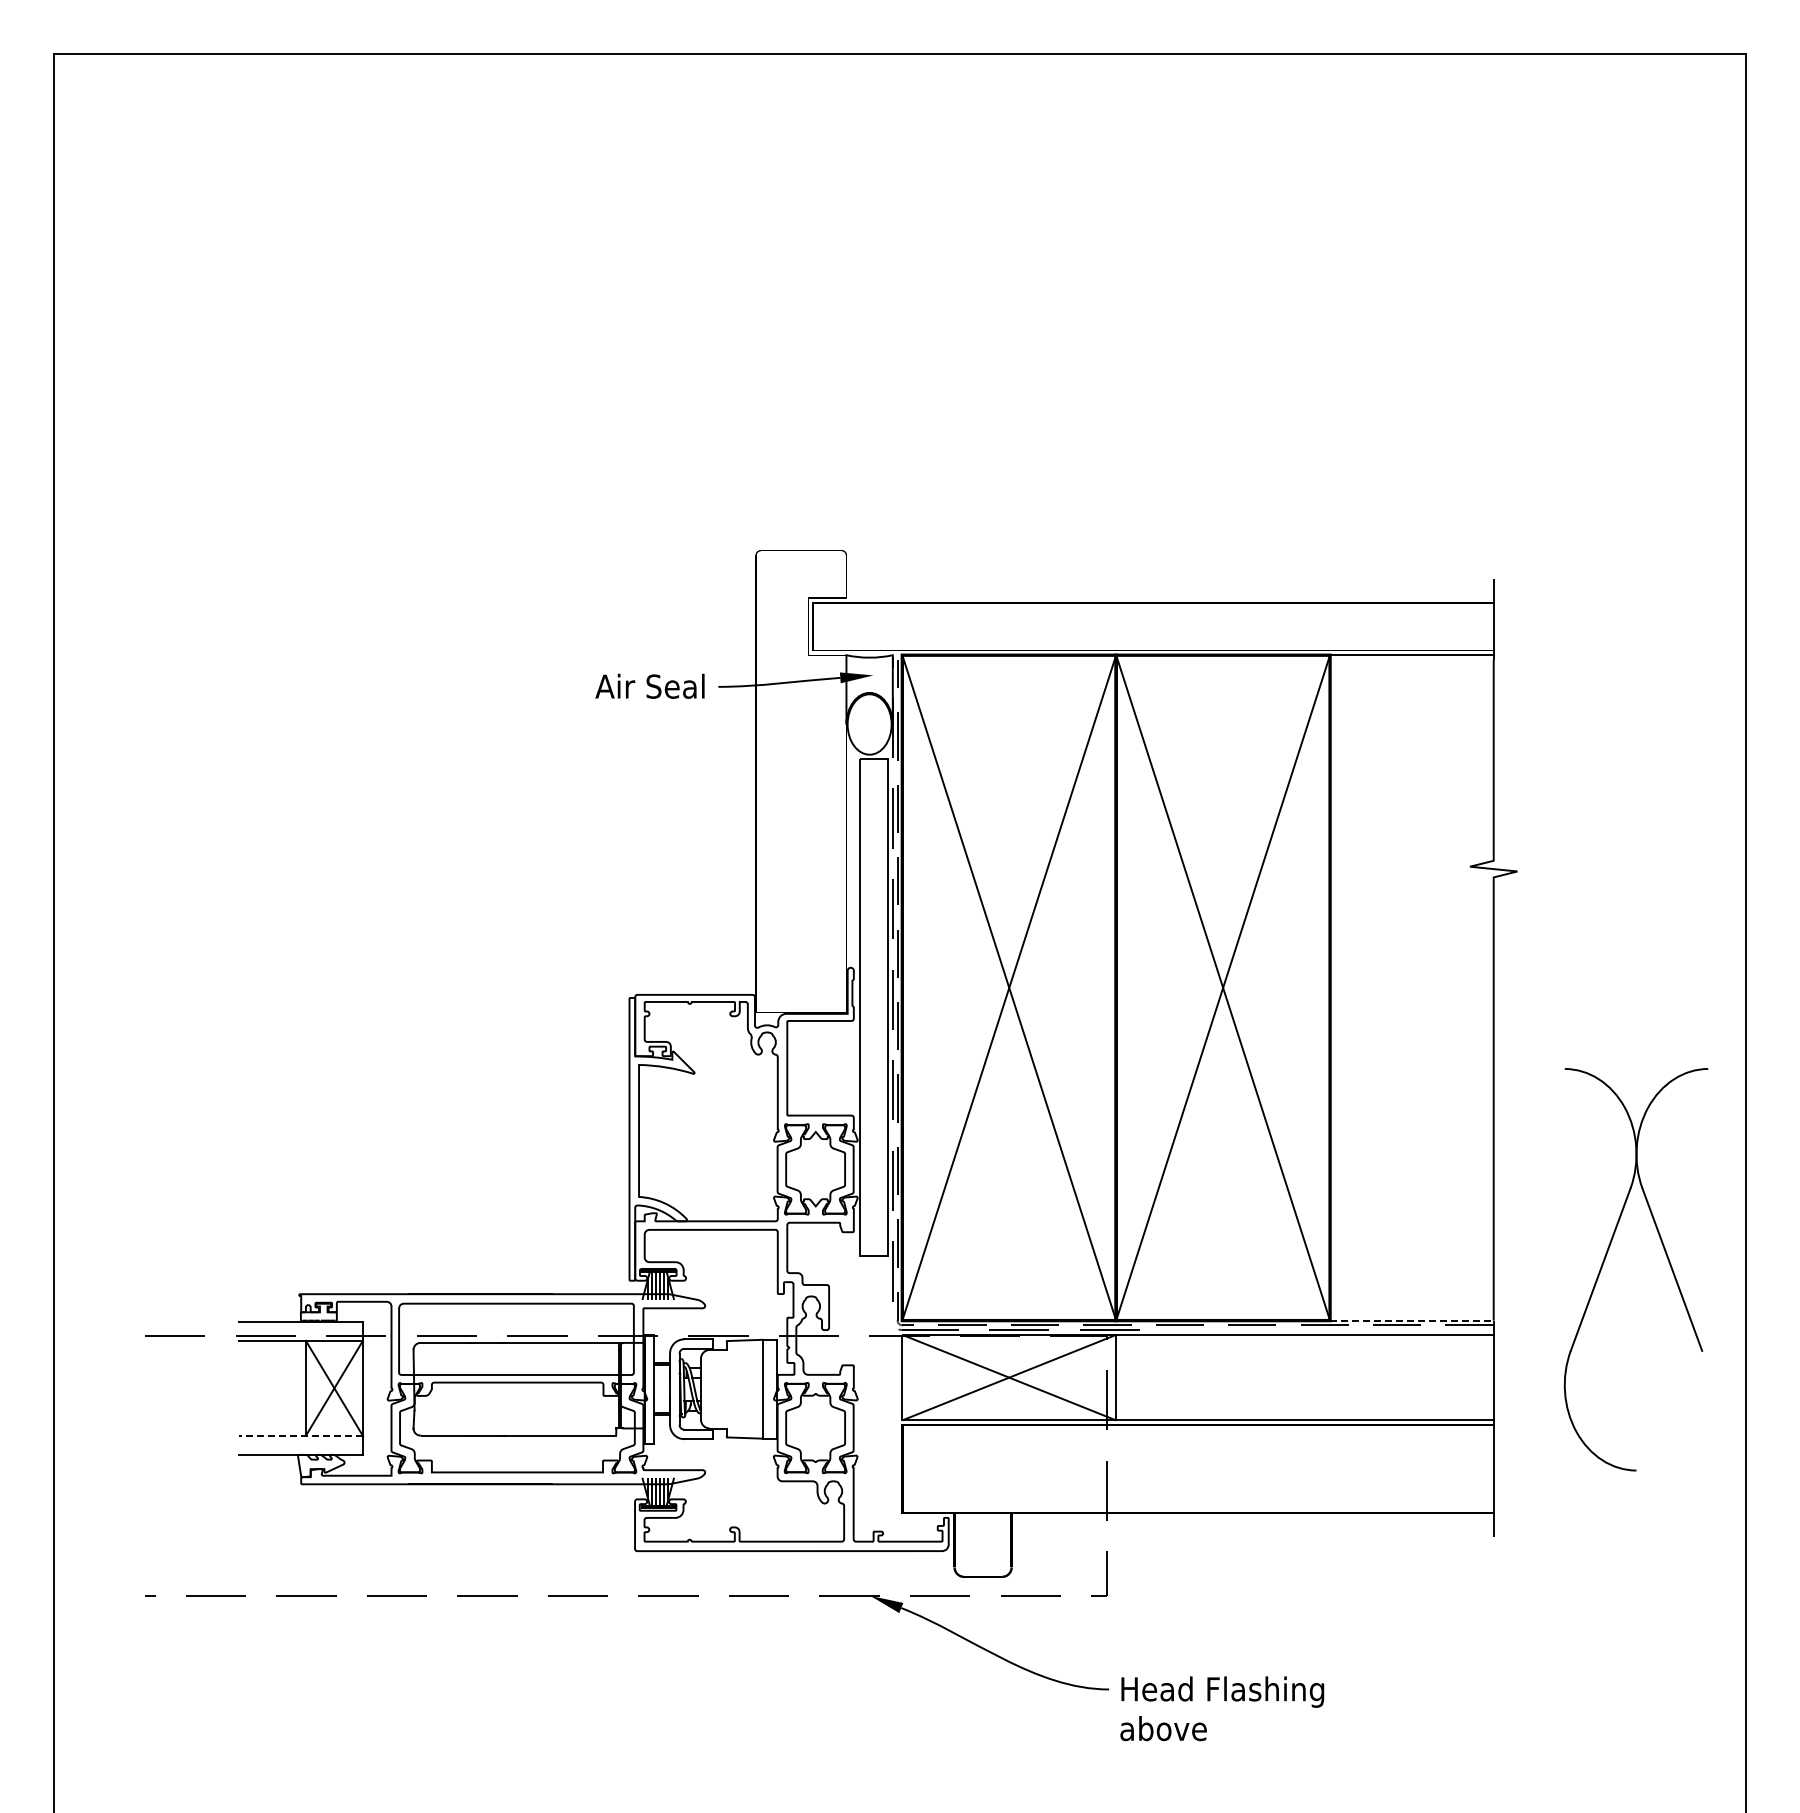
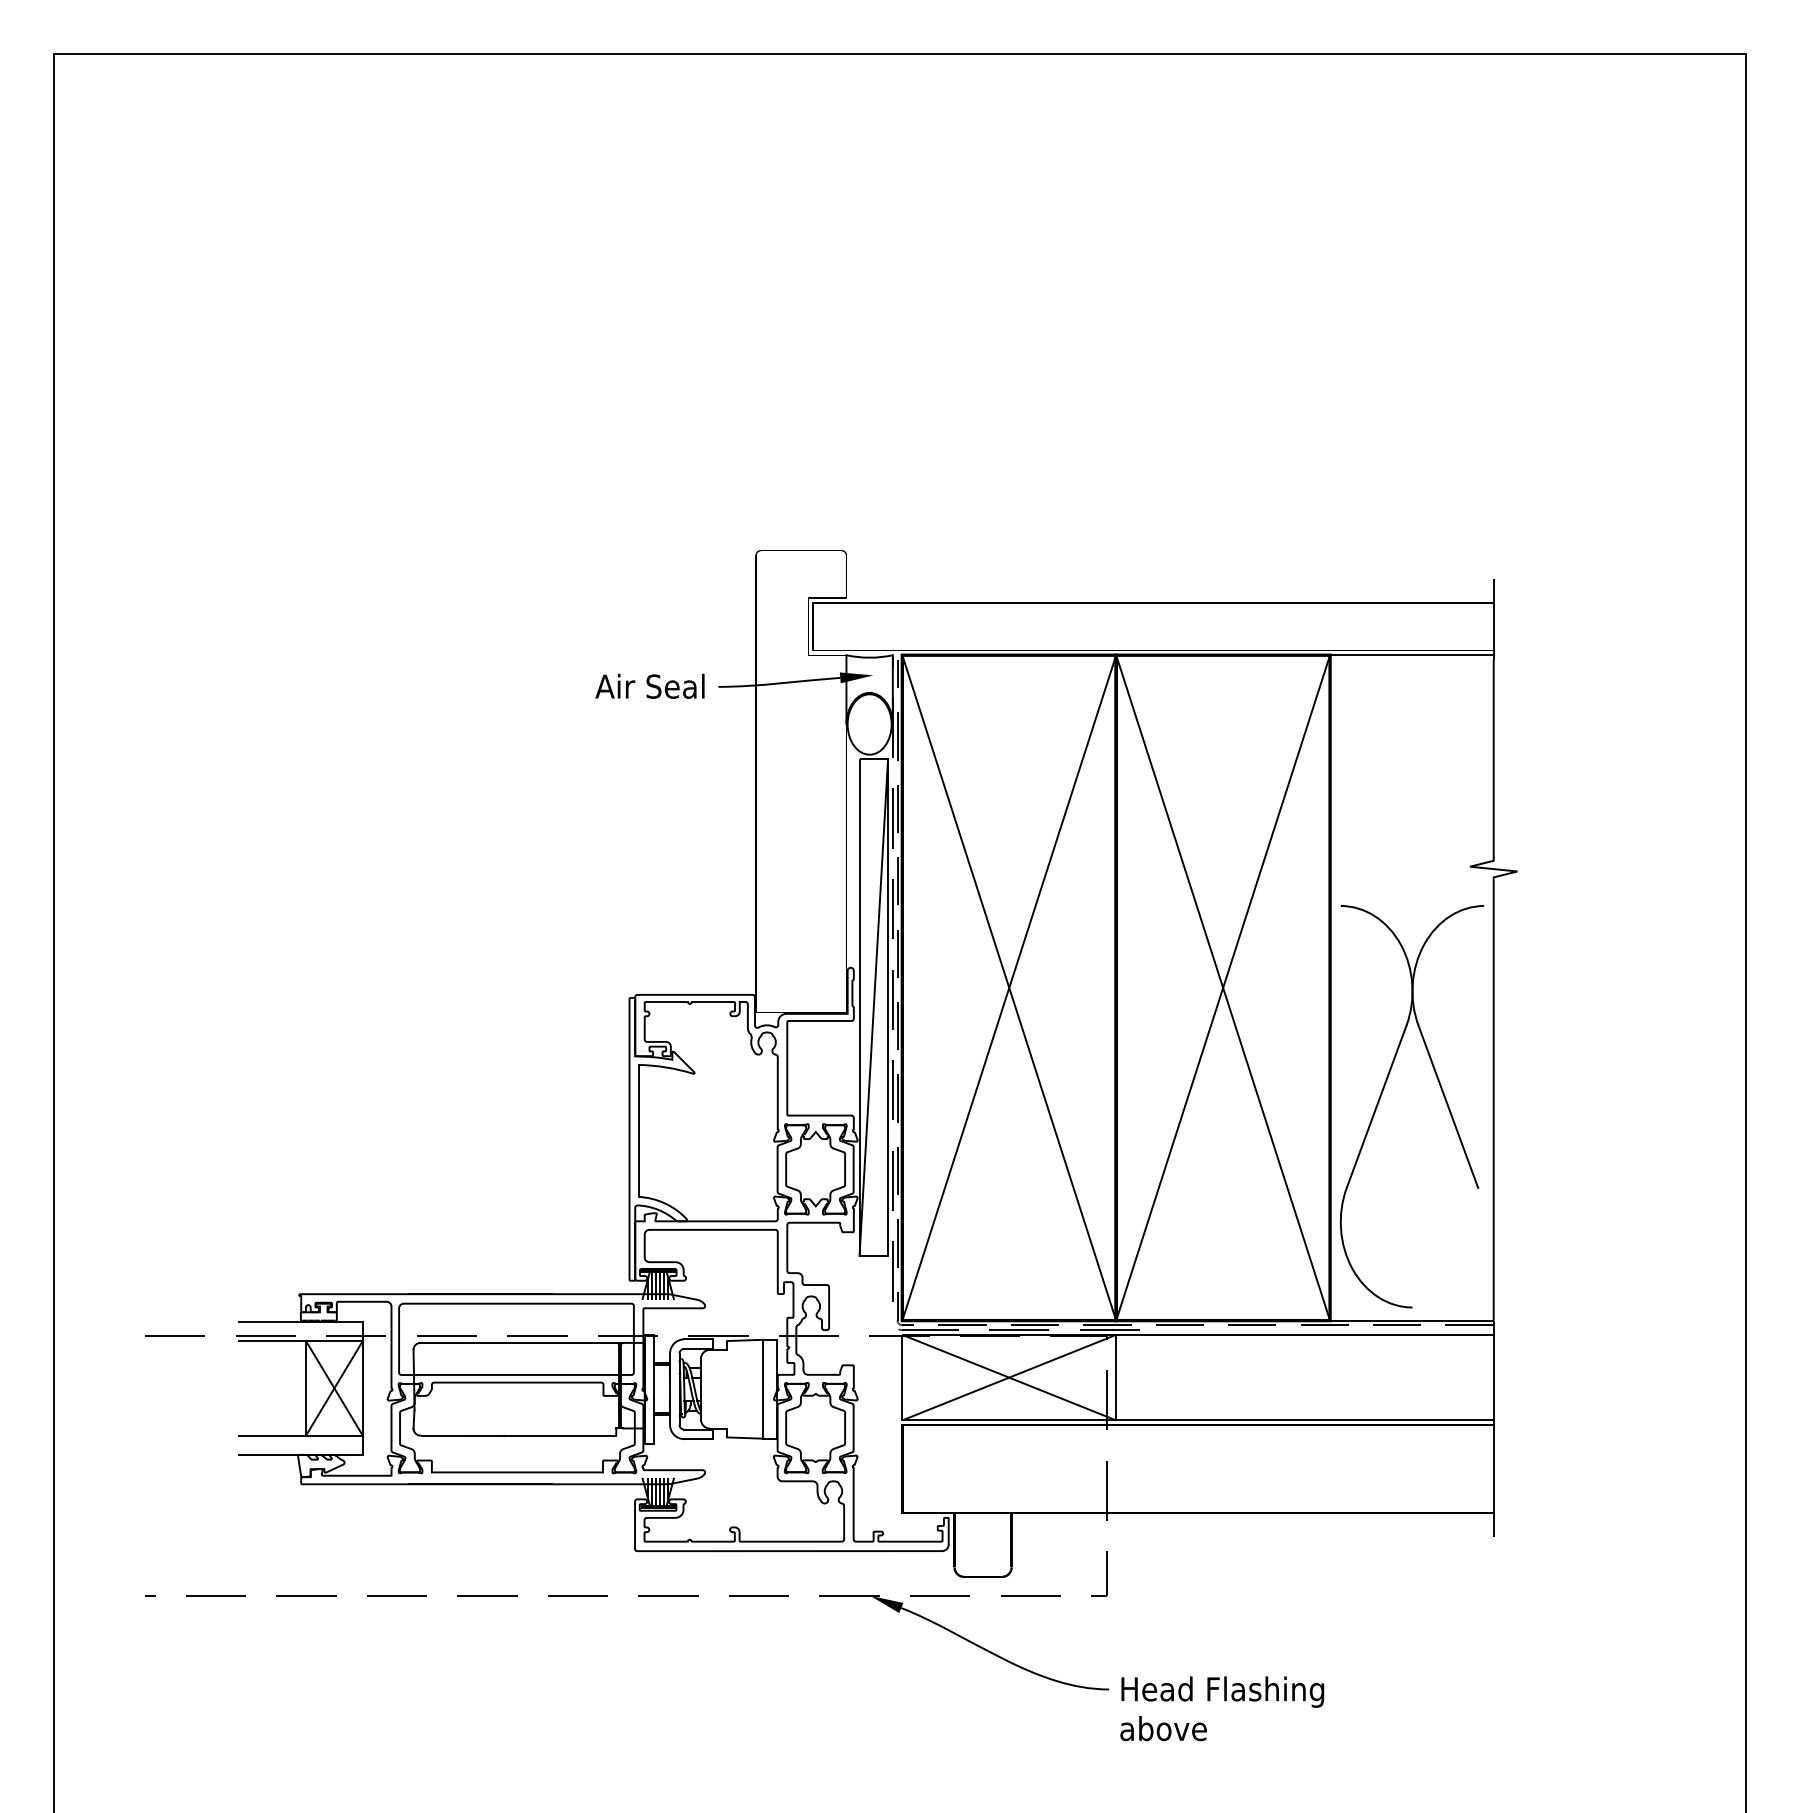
line: none -> present (873, 1007)
part position: (1606, 1257) -> (1382, 1094) (1382, 1094)
line: dashed -> solid (1411, 1320)
line: dashed -> solid (301, 1435)
